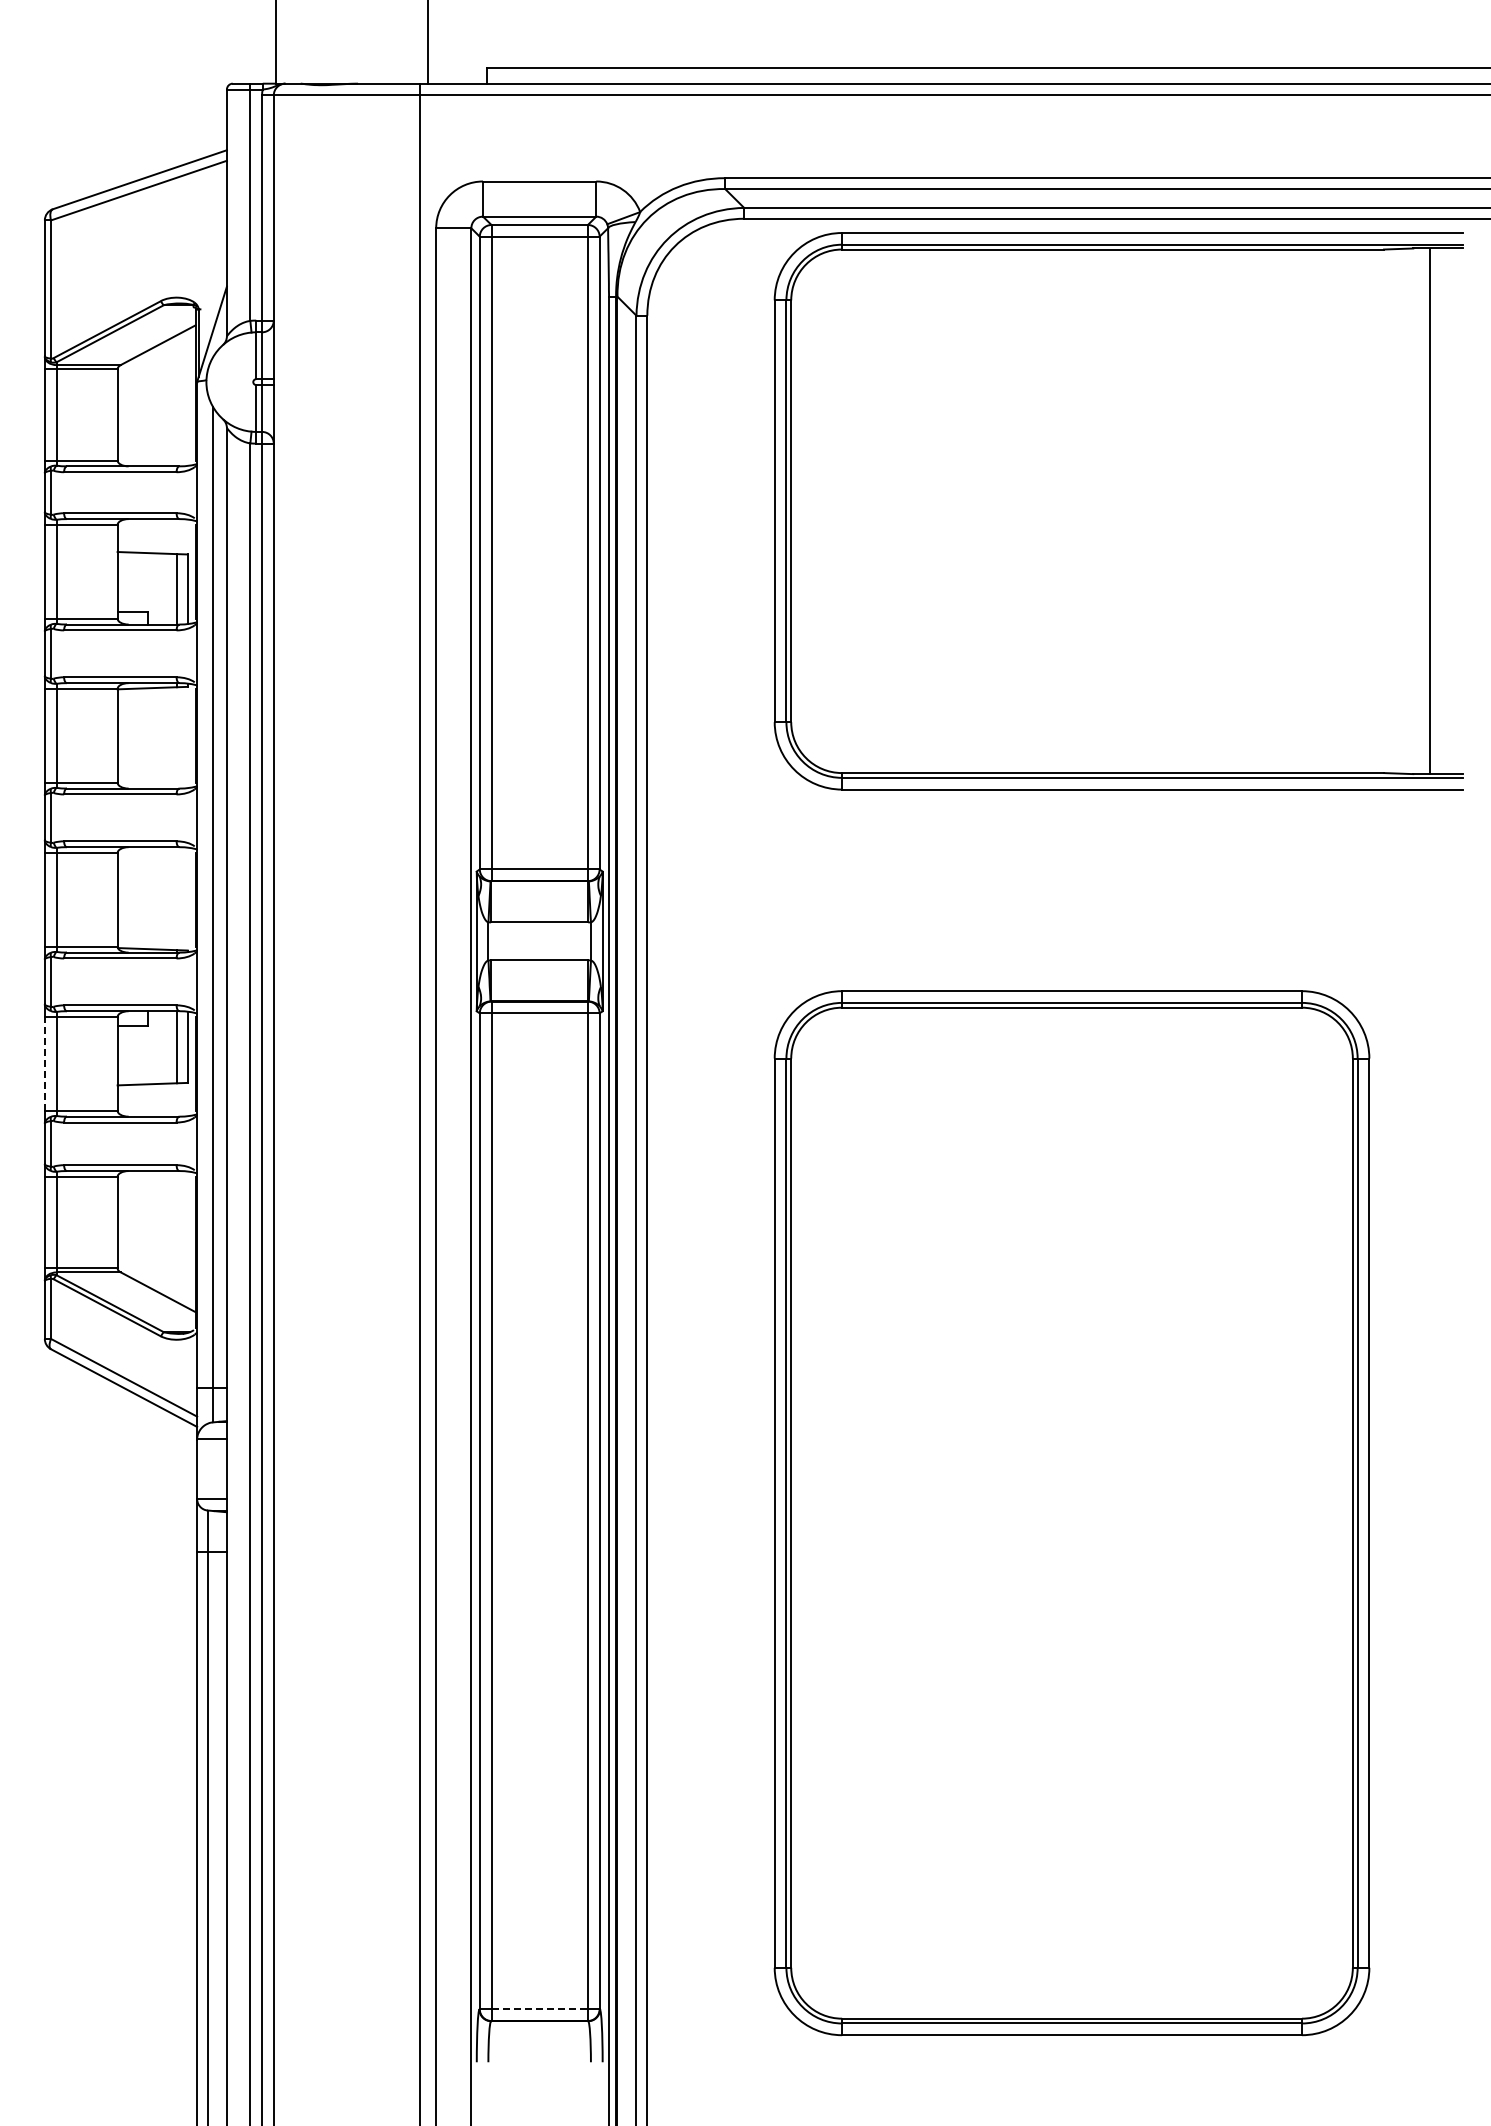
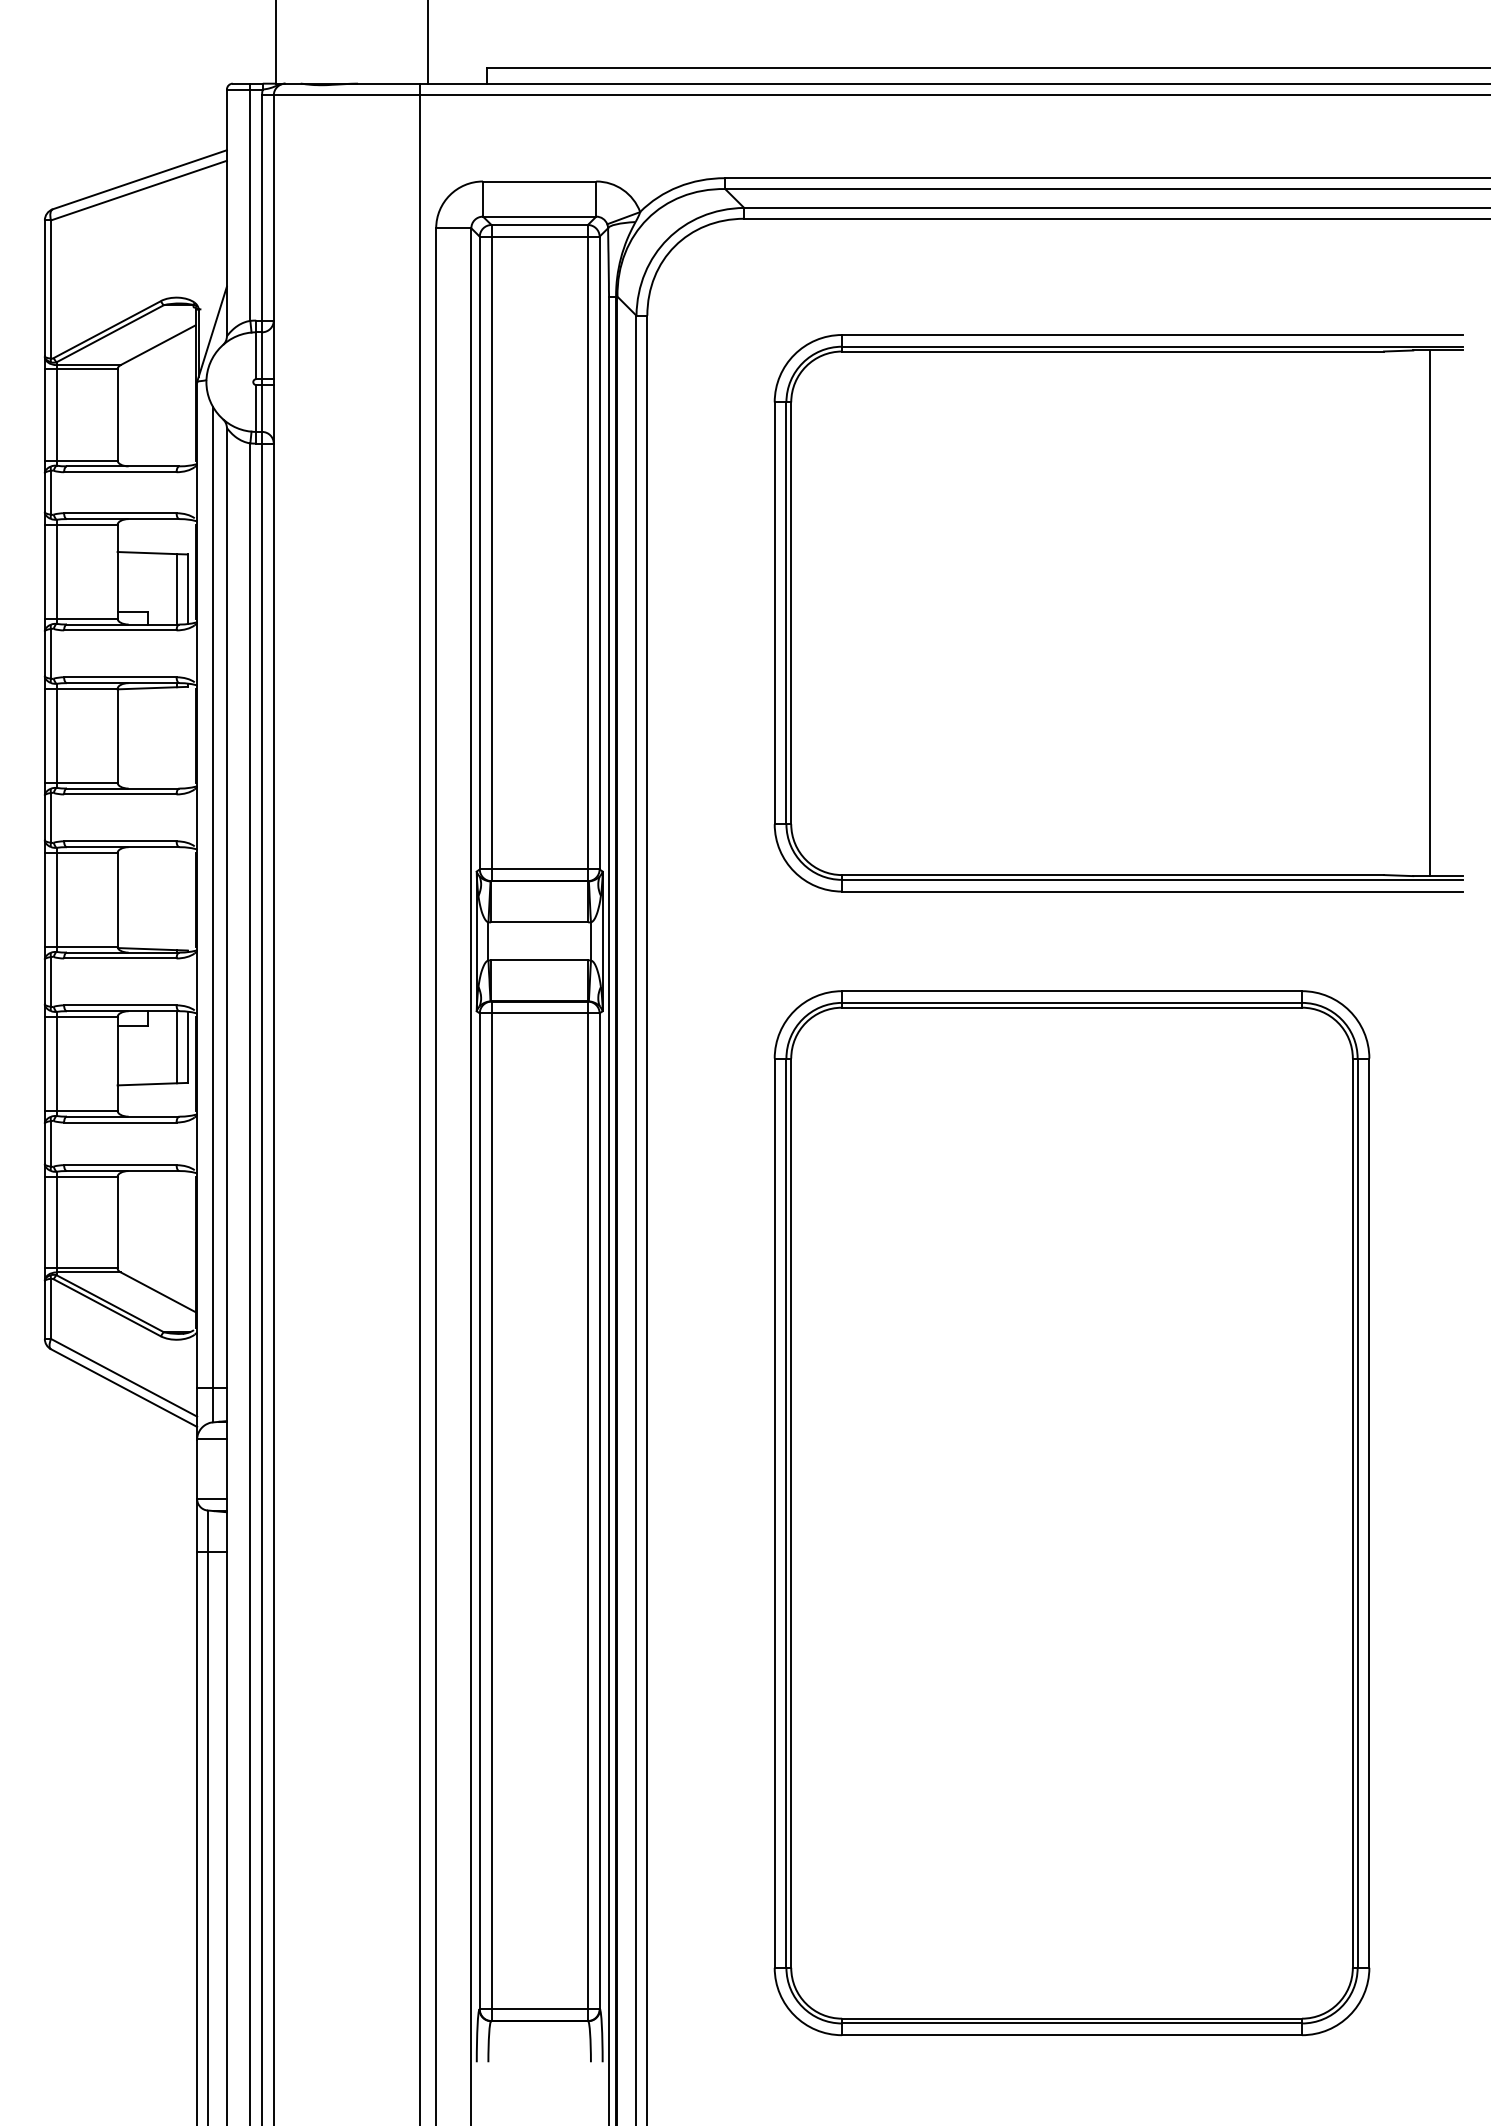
part position: (1118, 511) -> (1118, 613) (1118, 613)
line: dashed -> solid (44, 1063)
line: dashed -> solid (540, 2009)
